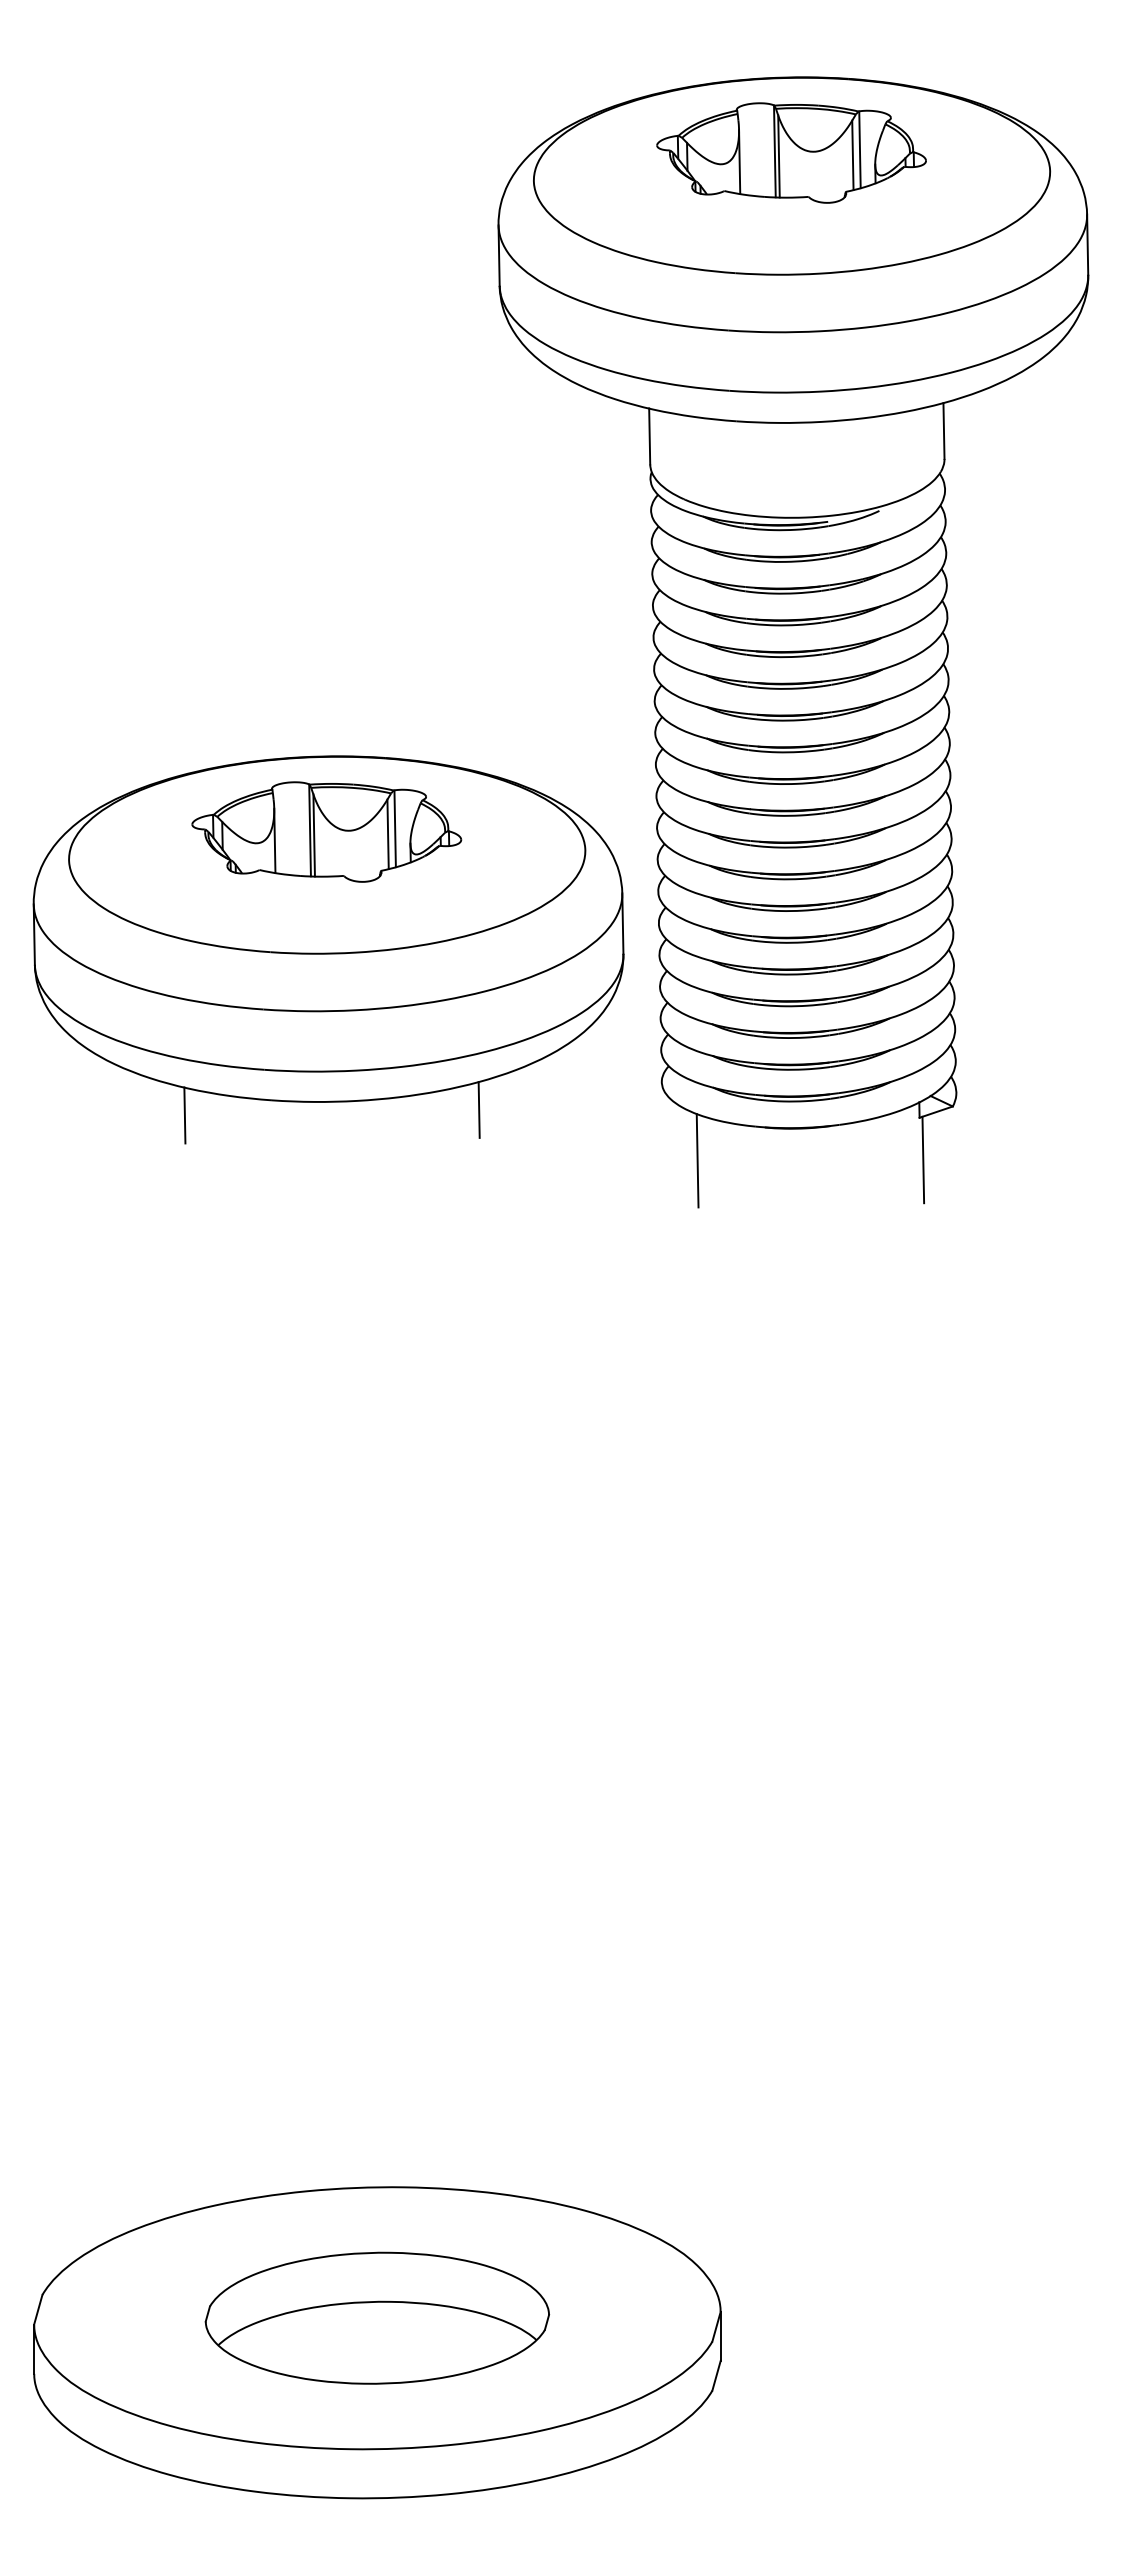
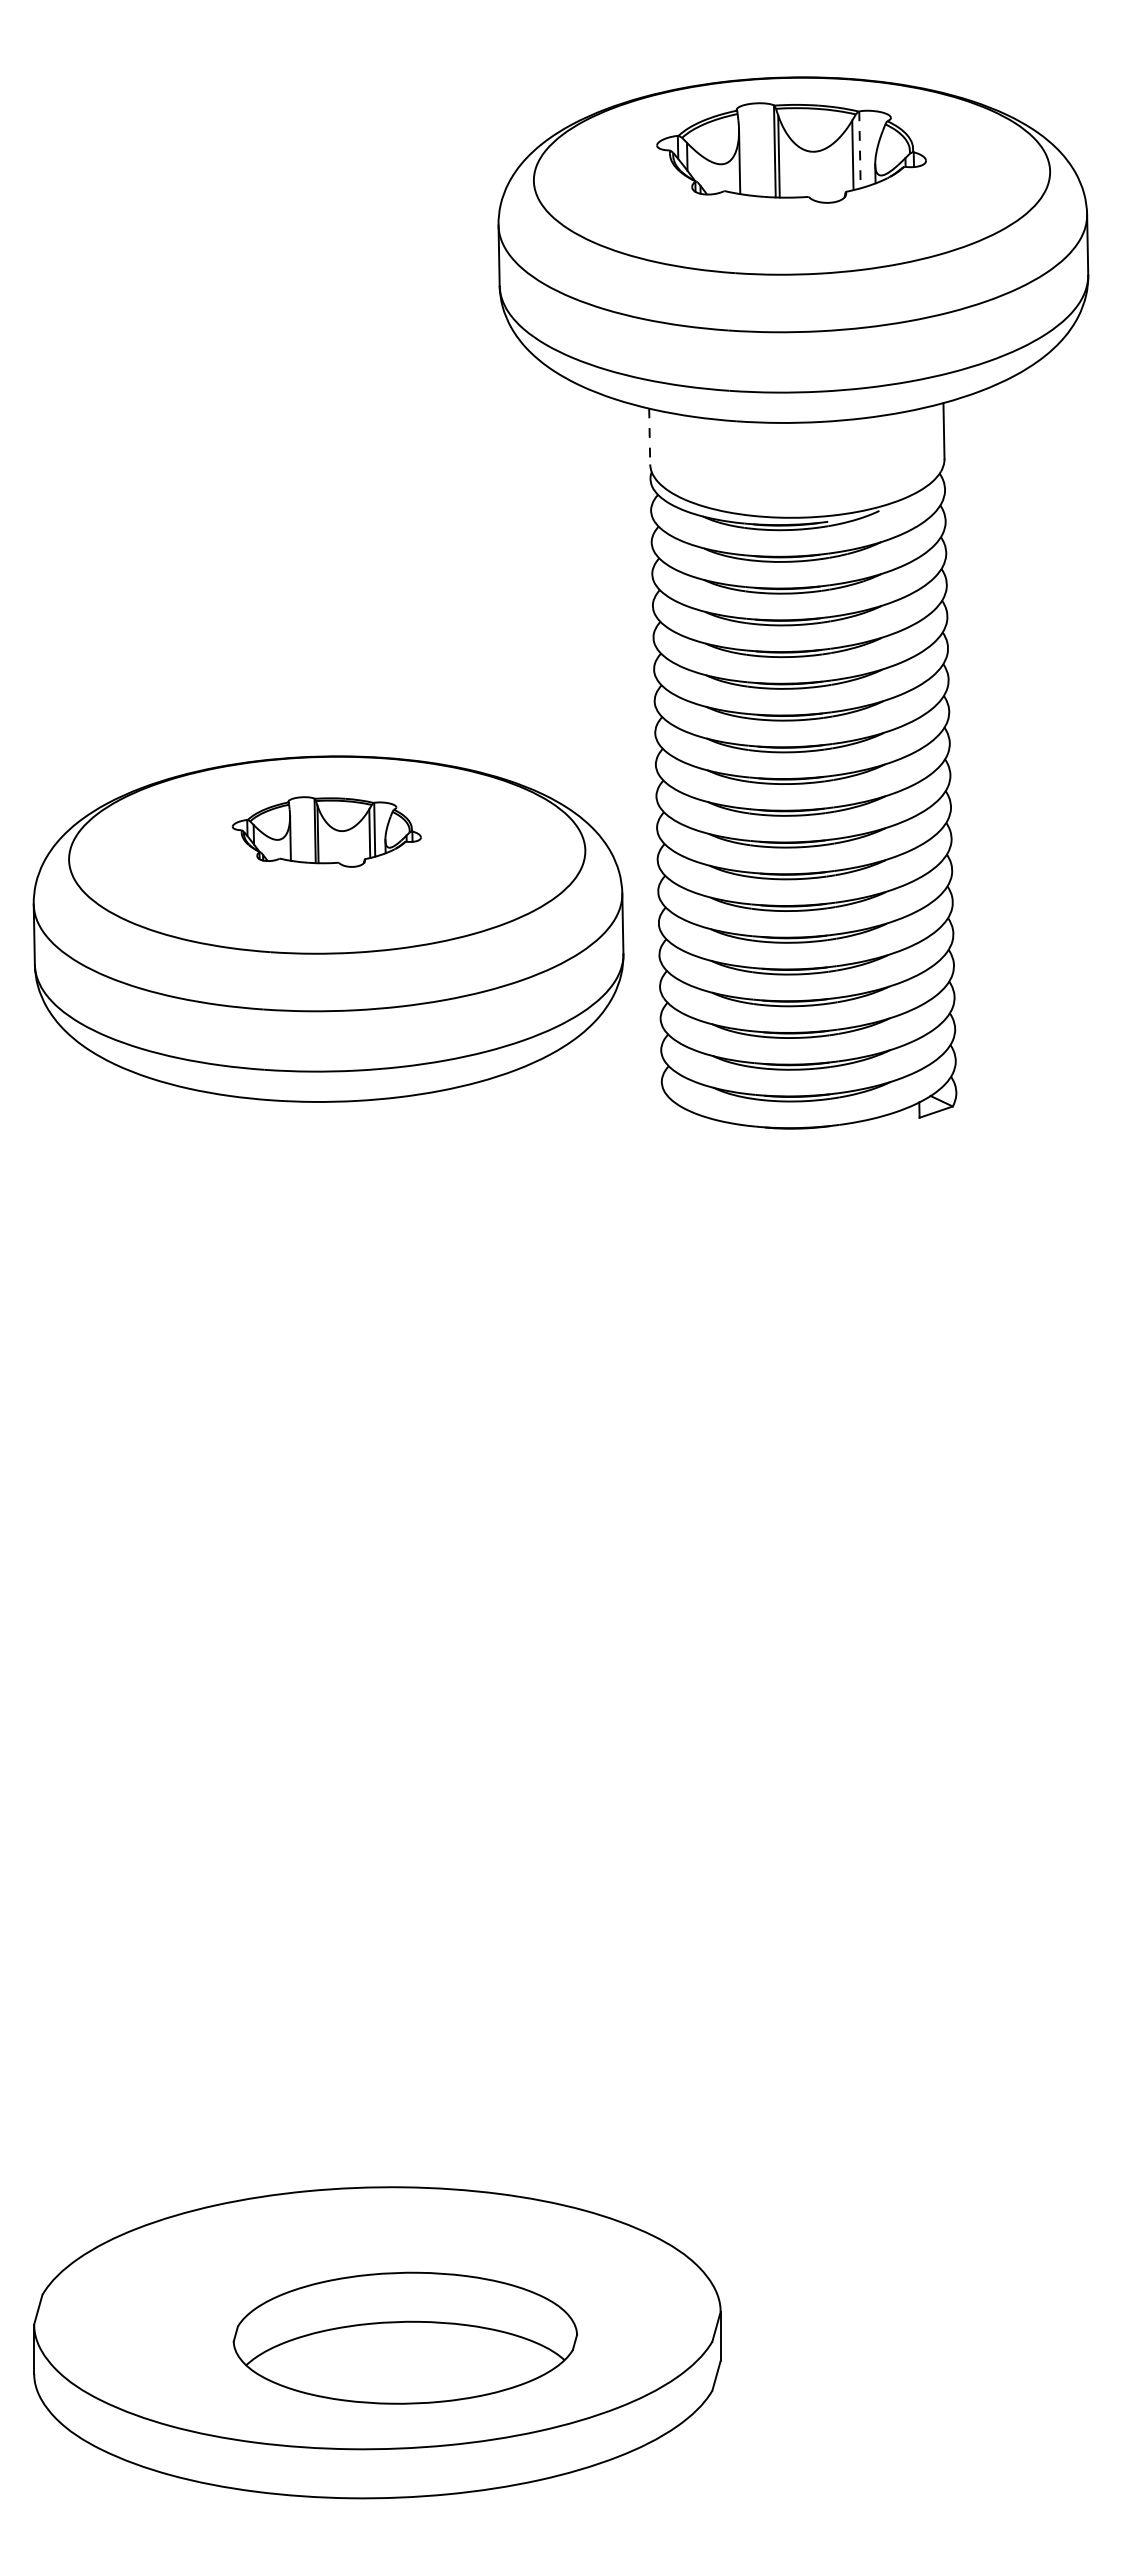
line: solid -> dashed (859, 150)
line: solid -> dashed (649, 436)
part size: 272x102 px -> 191x72 px (326, 831)
line: present -> none (478, 1109)
line: present -> none (184, 1115)
line: present -> none (923, 1159)
line: present -> none (697, 1160)
part position: (377, 2317) -> (405, 2337) (405, 2337)
